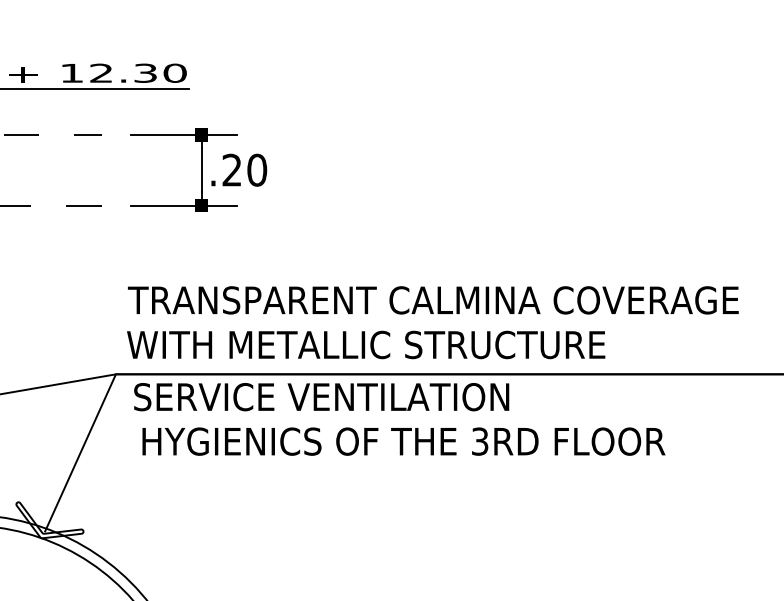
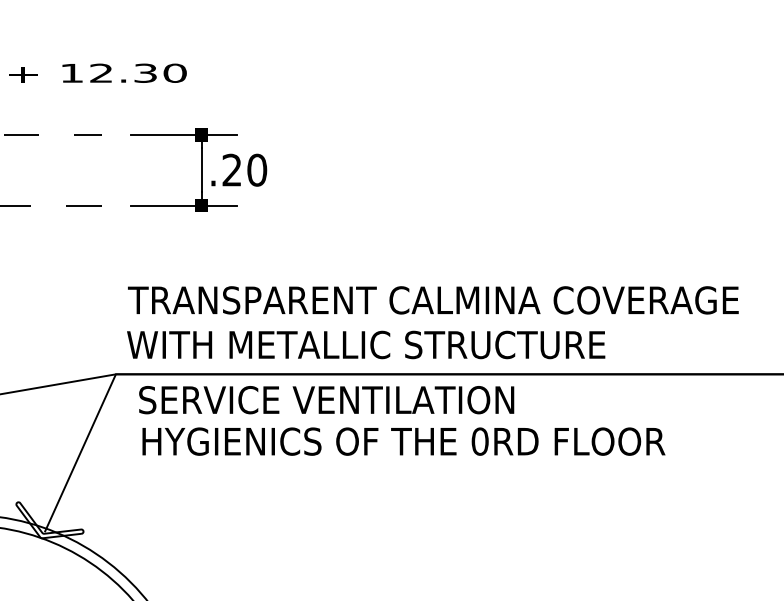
line: present -> none (95, 89)
text position: (321, 397) -> (326, 400) (326, 400)
text: 3RD -> 0RD (479, 441)
